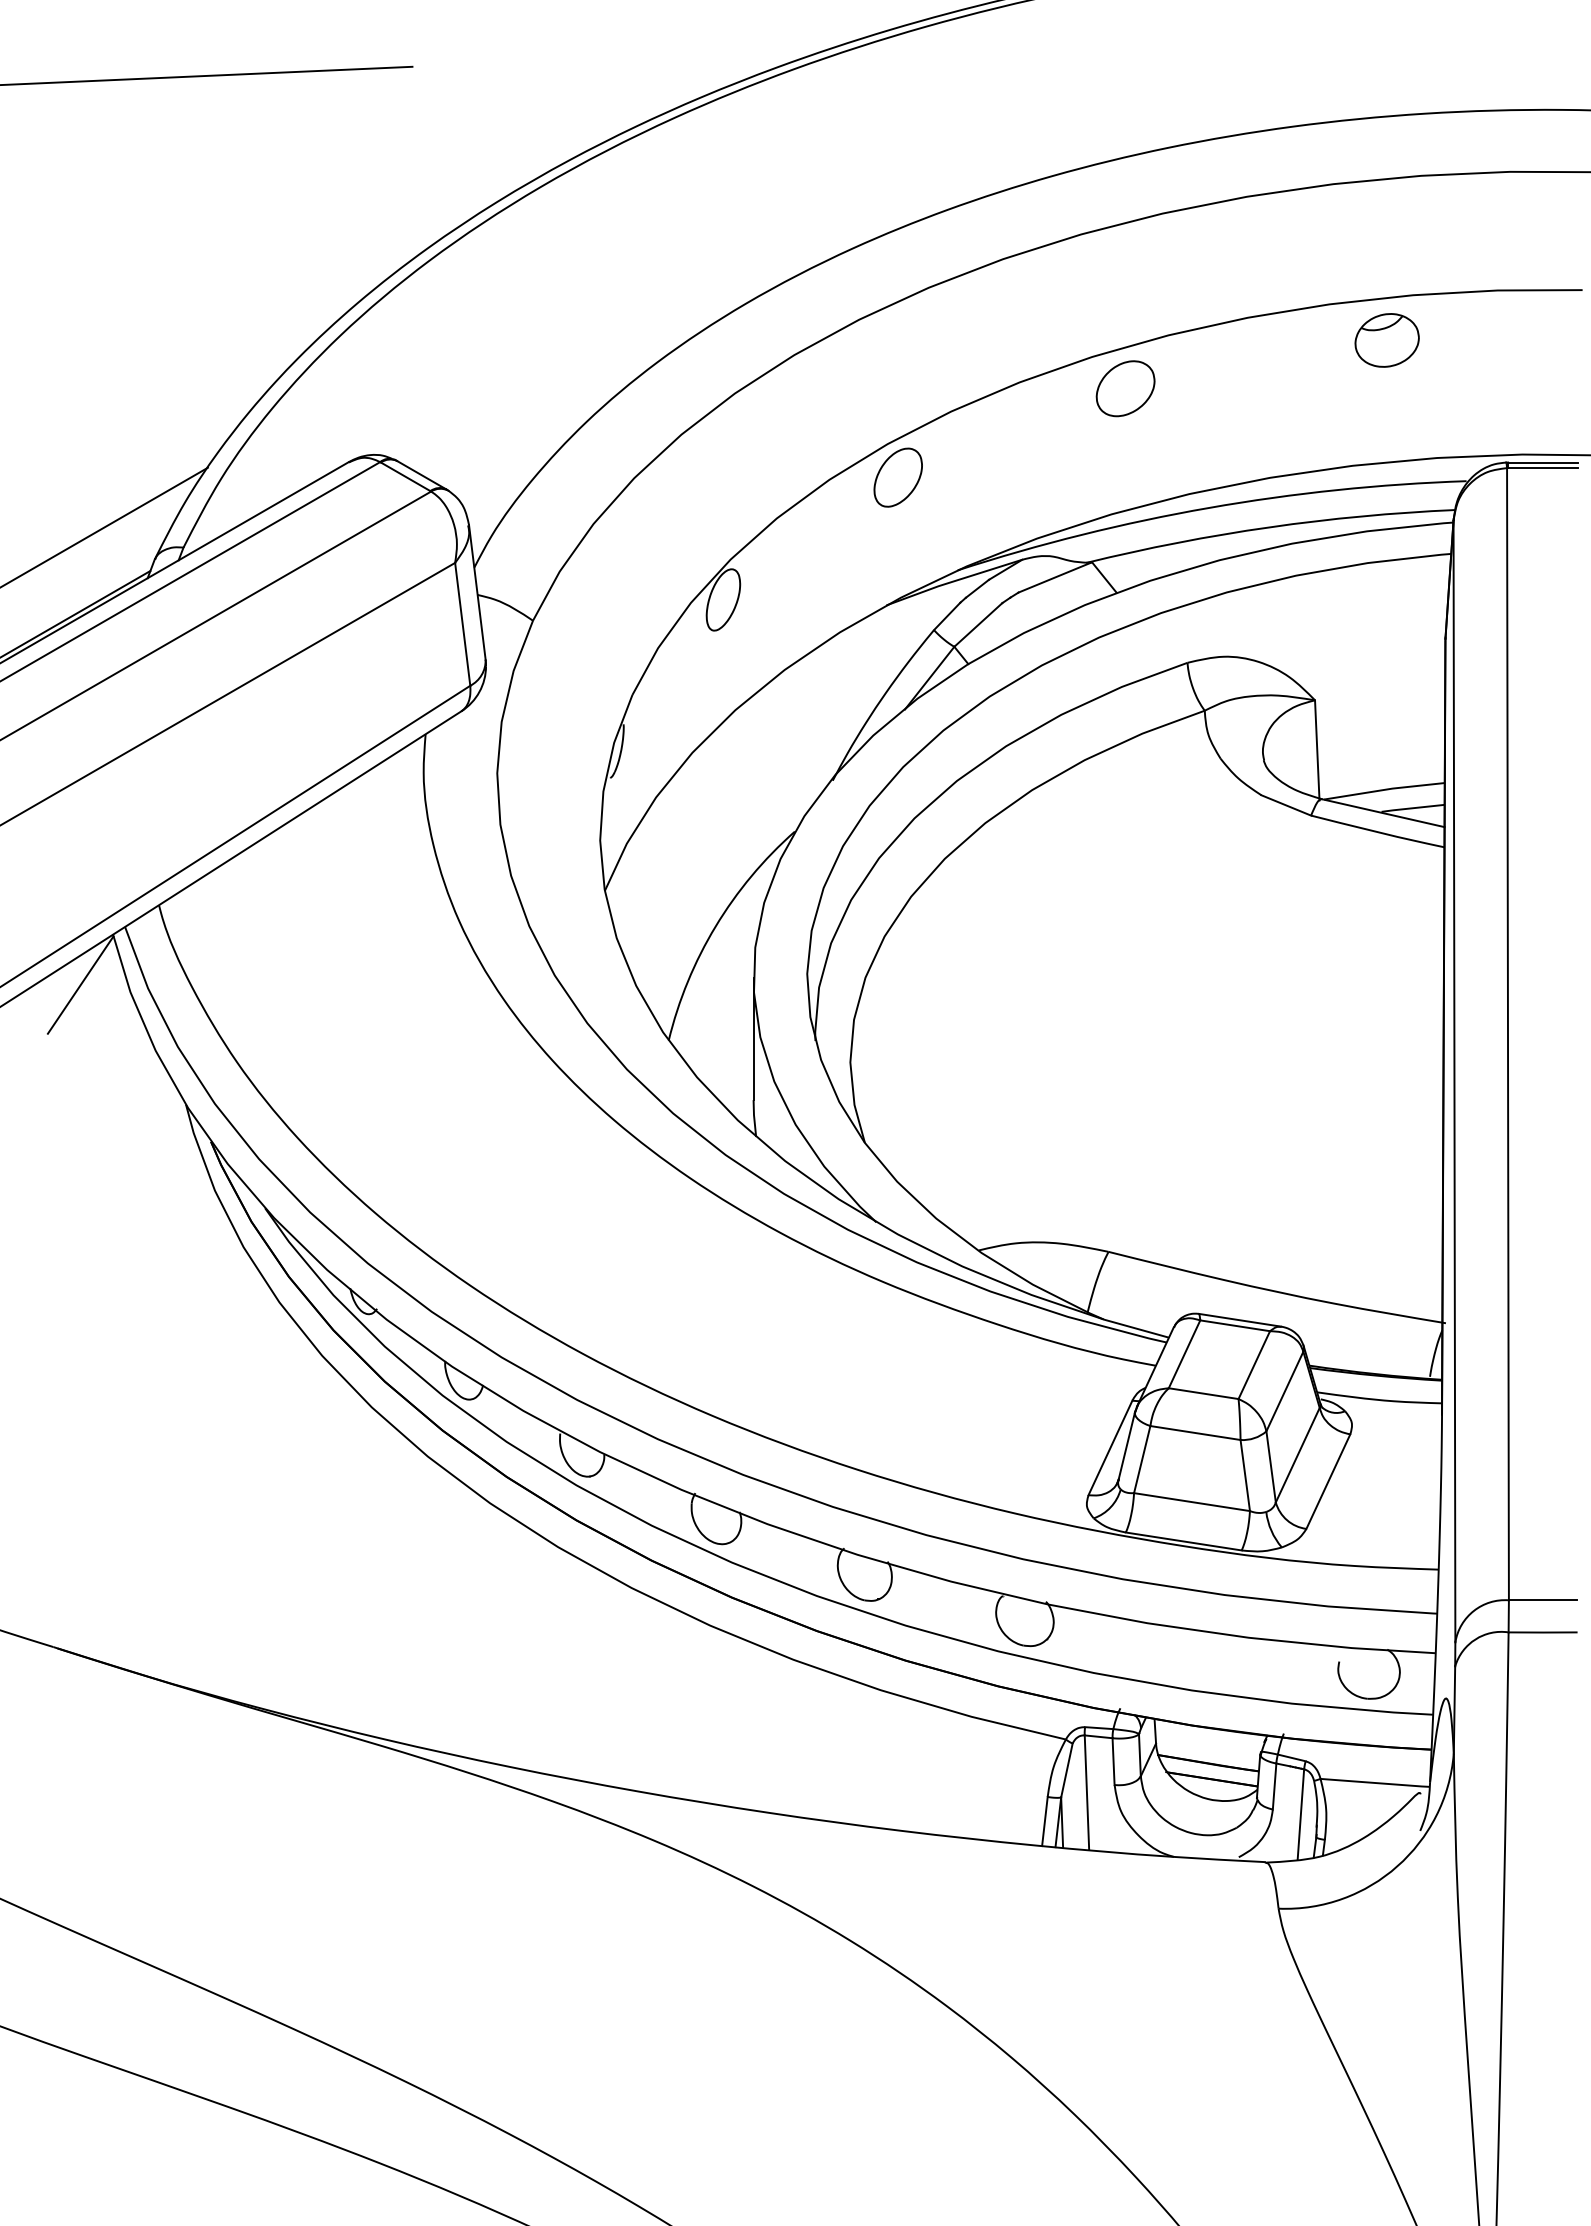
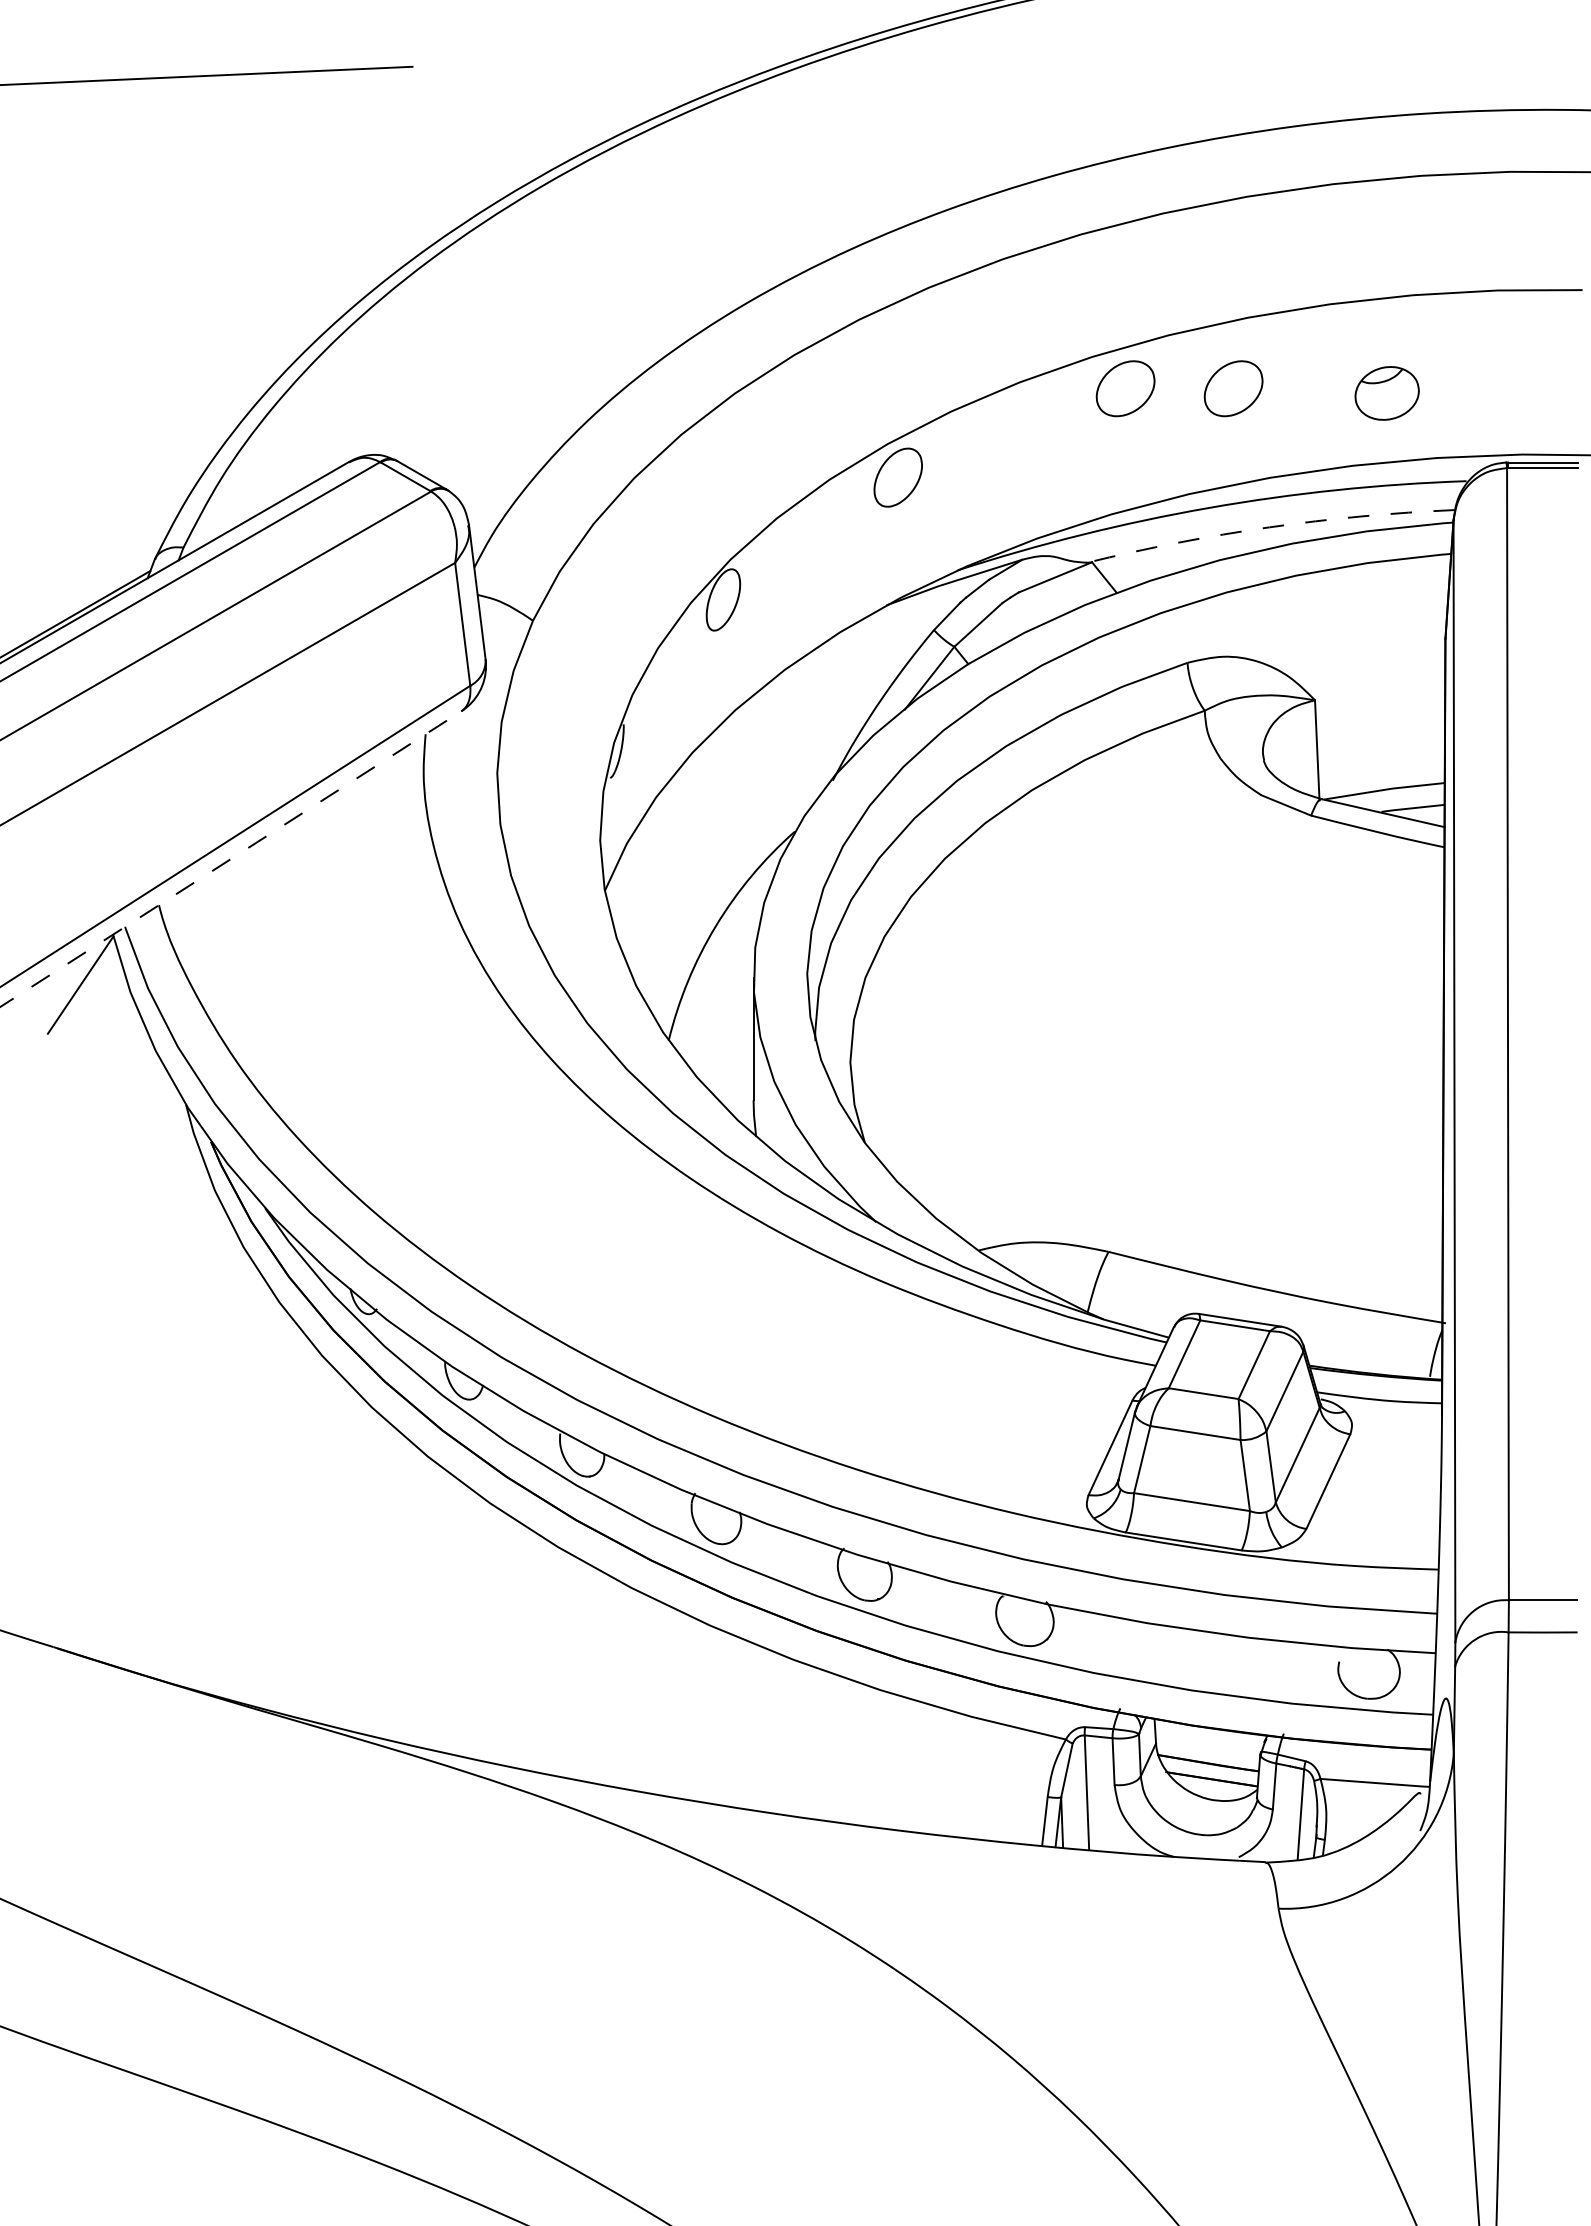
part position: (1386, 340) -> (1386, 393) (1386, 393)
part: none -> present (1233, 388)
line: present -> none (104, 526)
arc: solid -> dashed (1269, 527)
line: solid -> dashed (231, 859)
